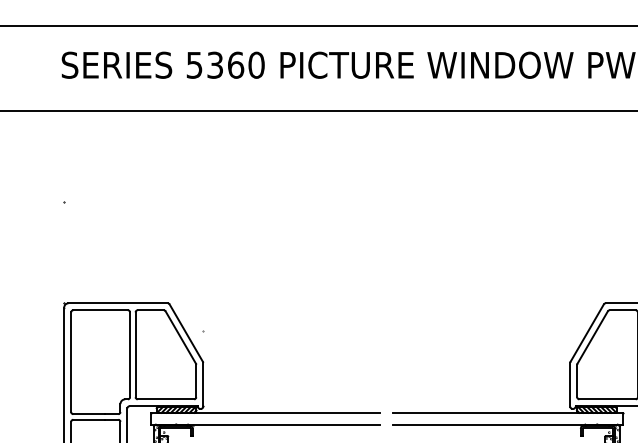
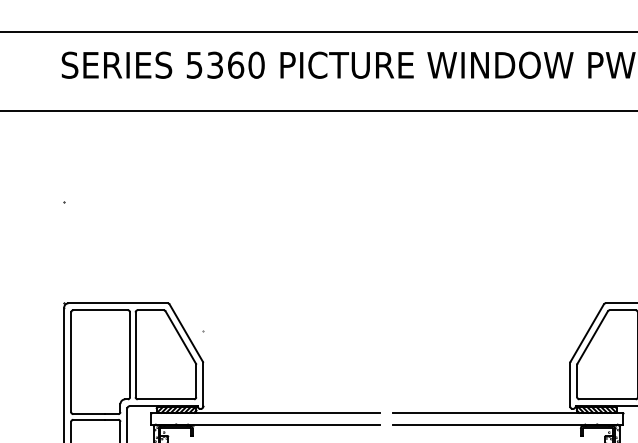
line position: (318, 25) -> (318, 31) (318, 31)
